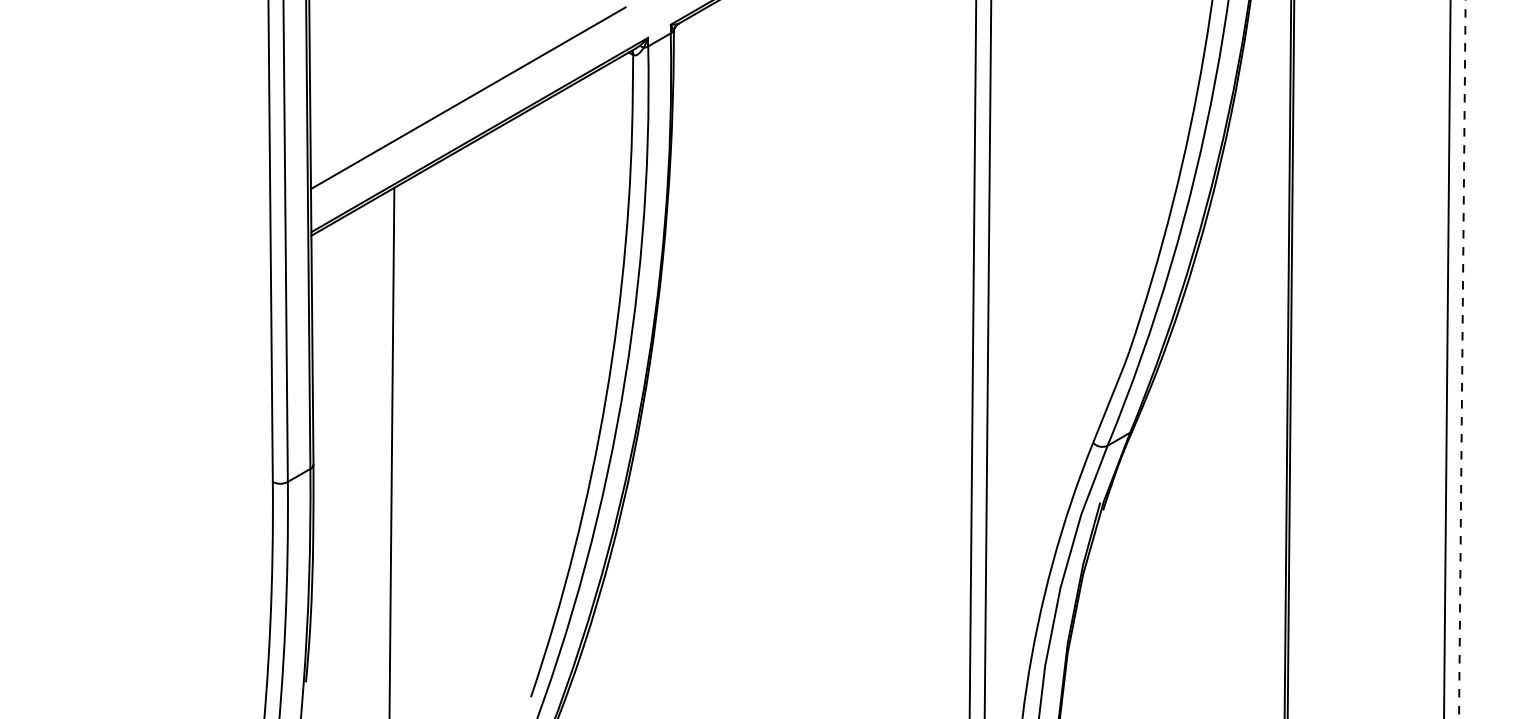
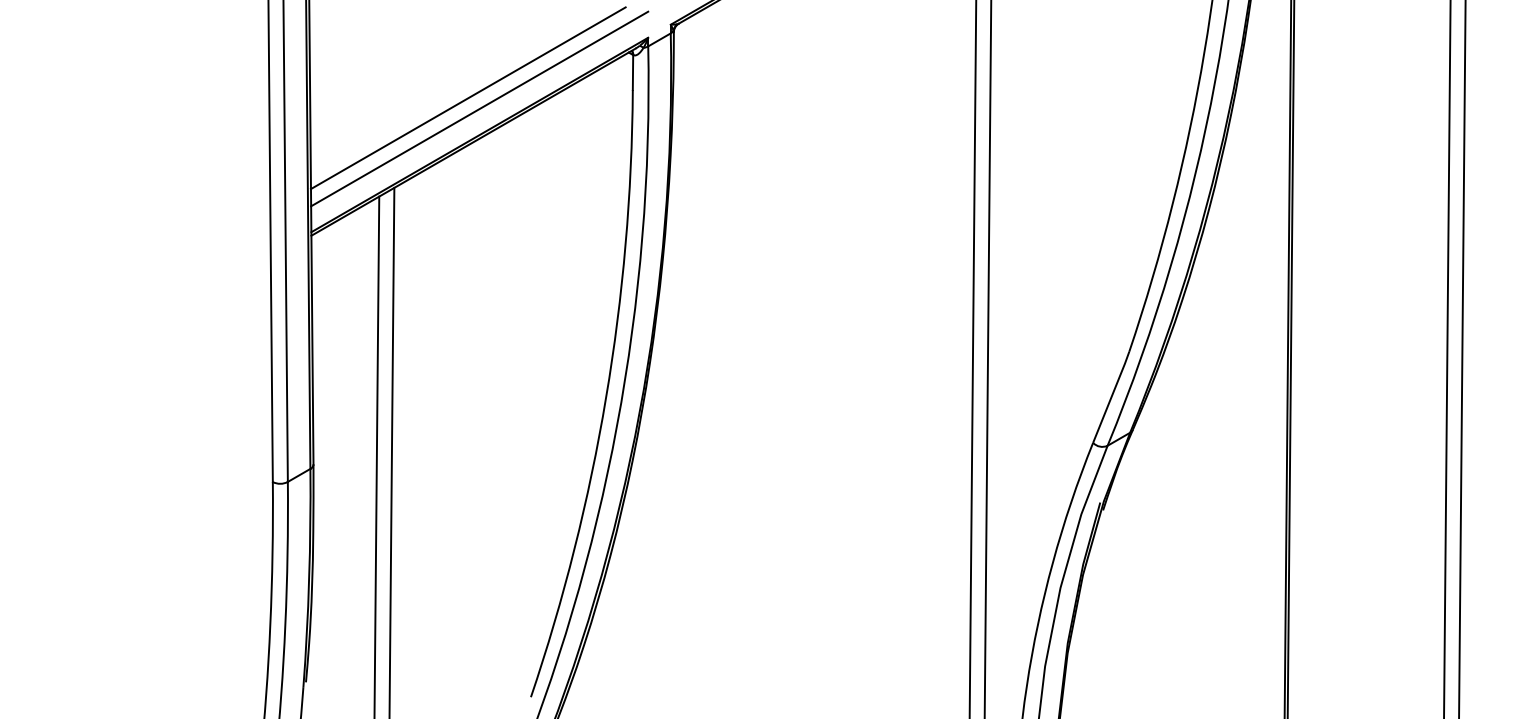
line: none -> present (479, 108)
line: dashed -> solid (1462, 359)
line: none -> present (376, 455)
